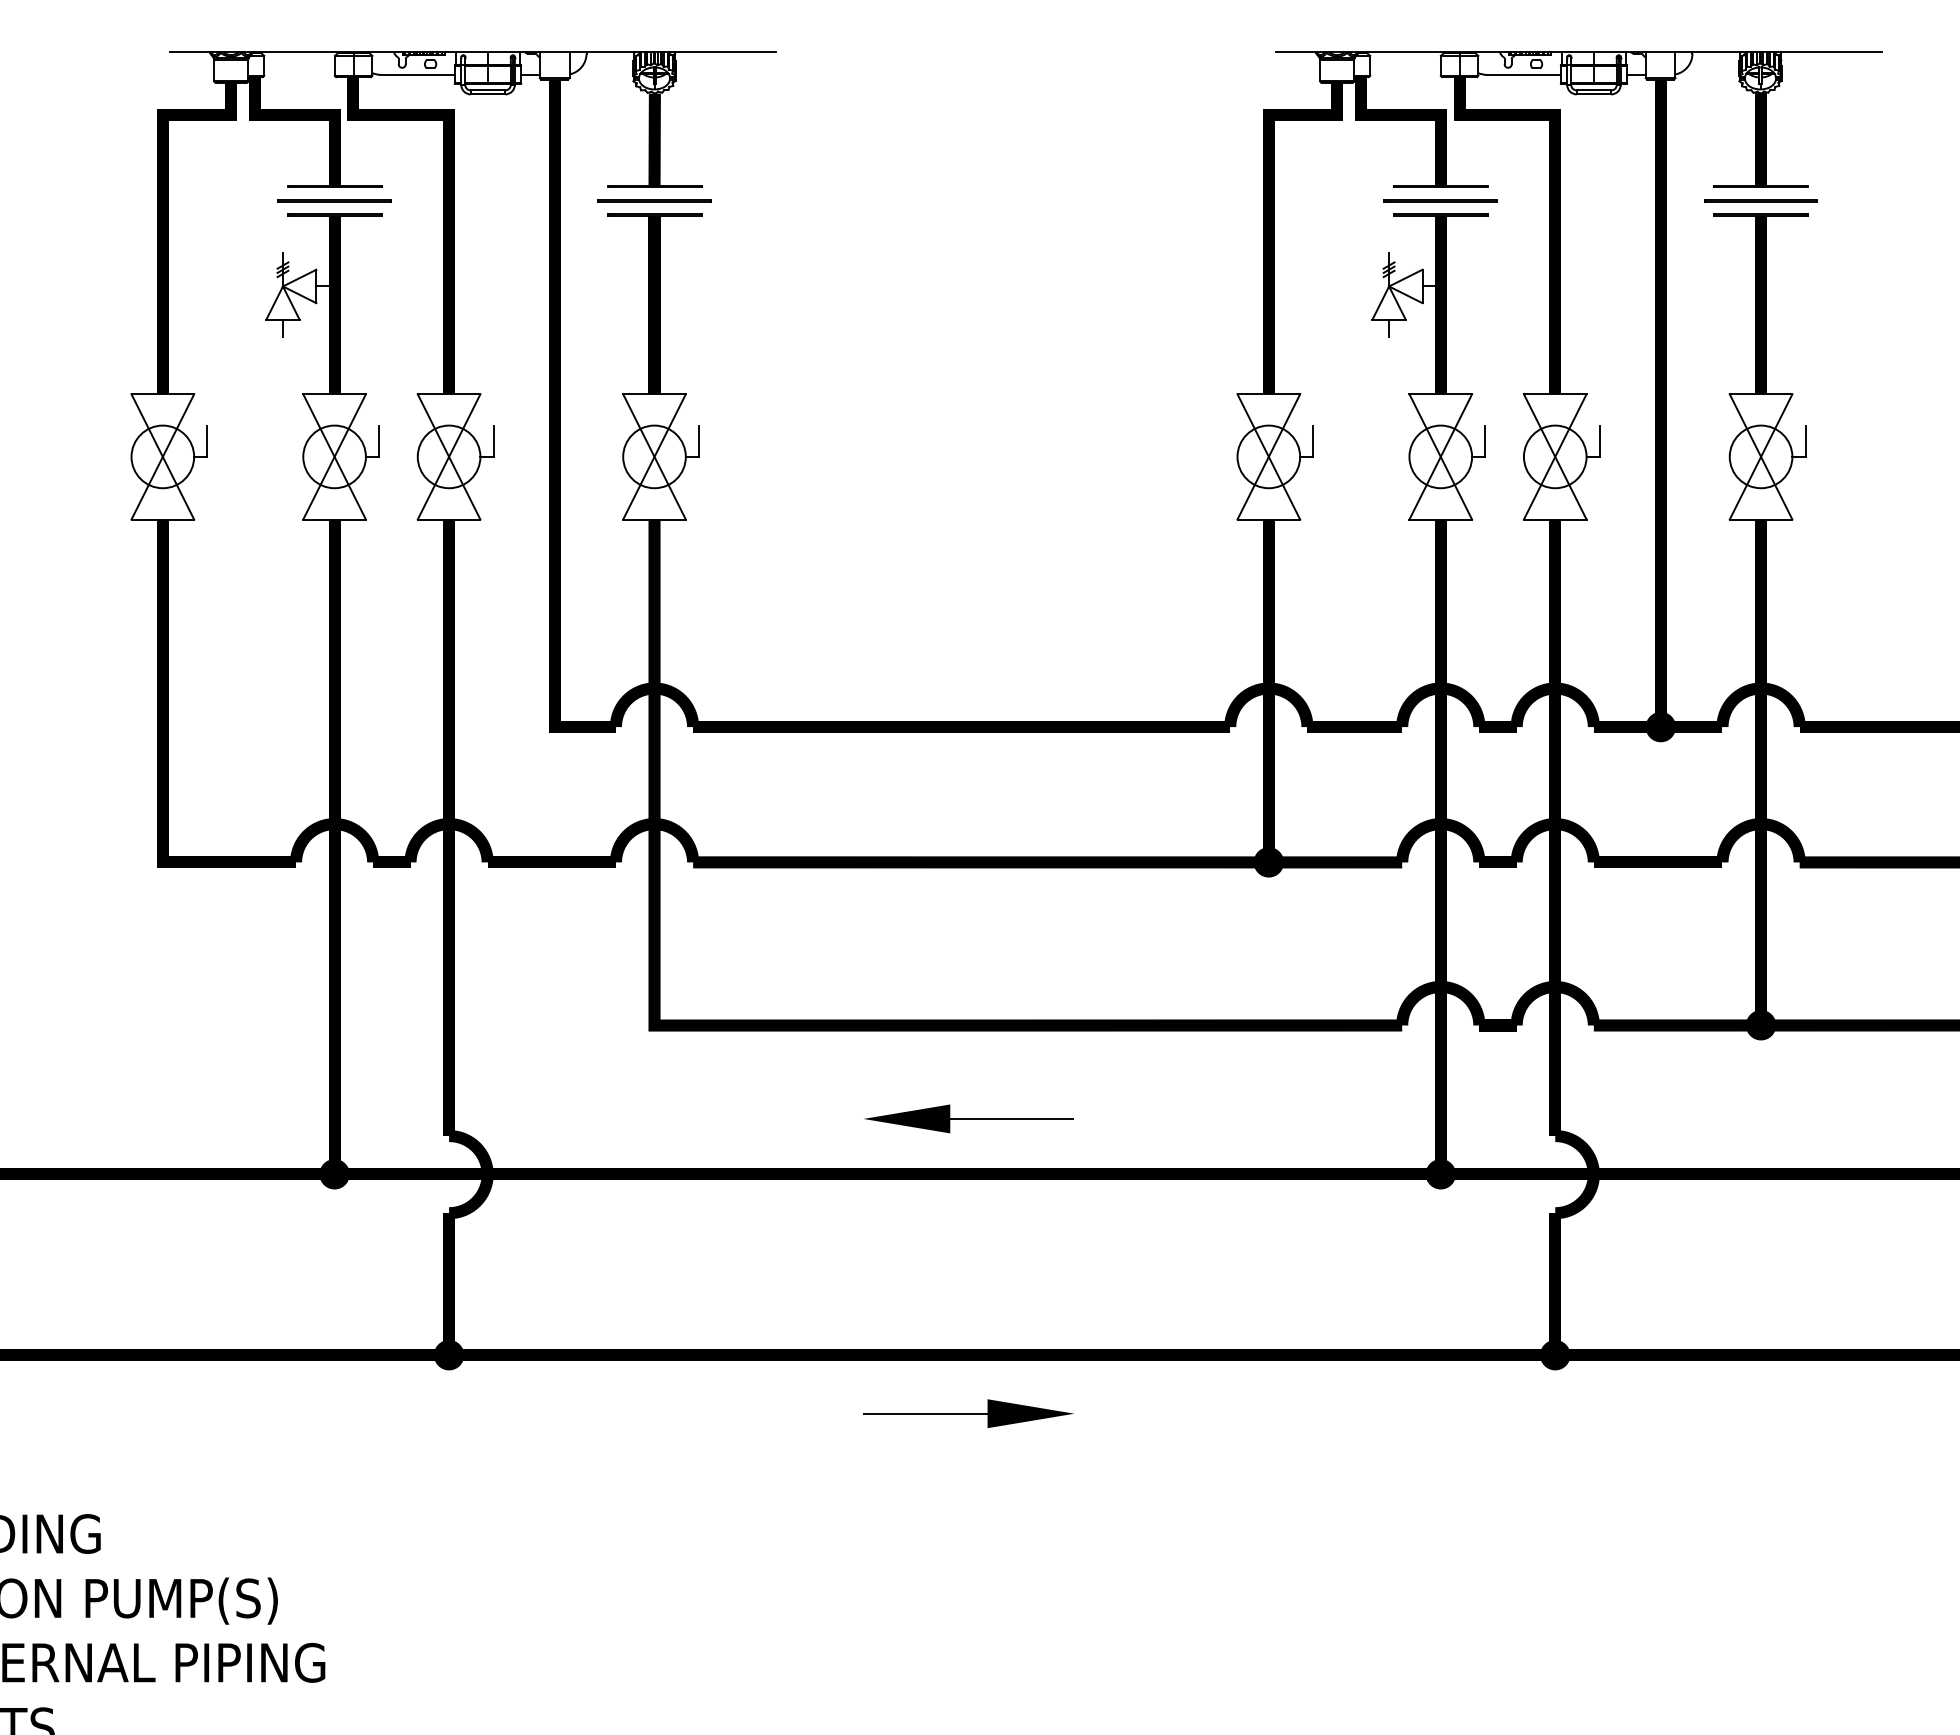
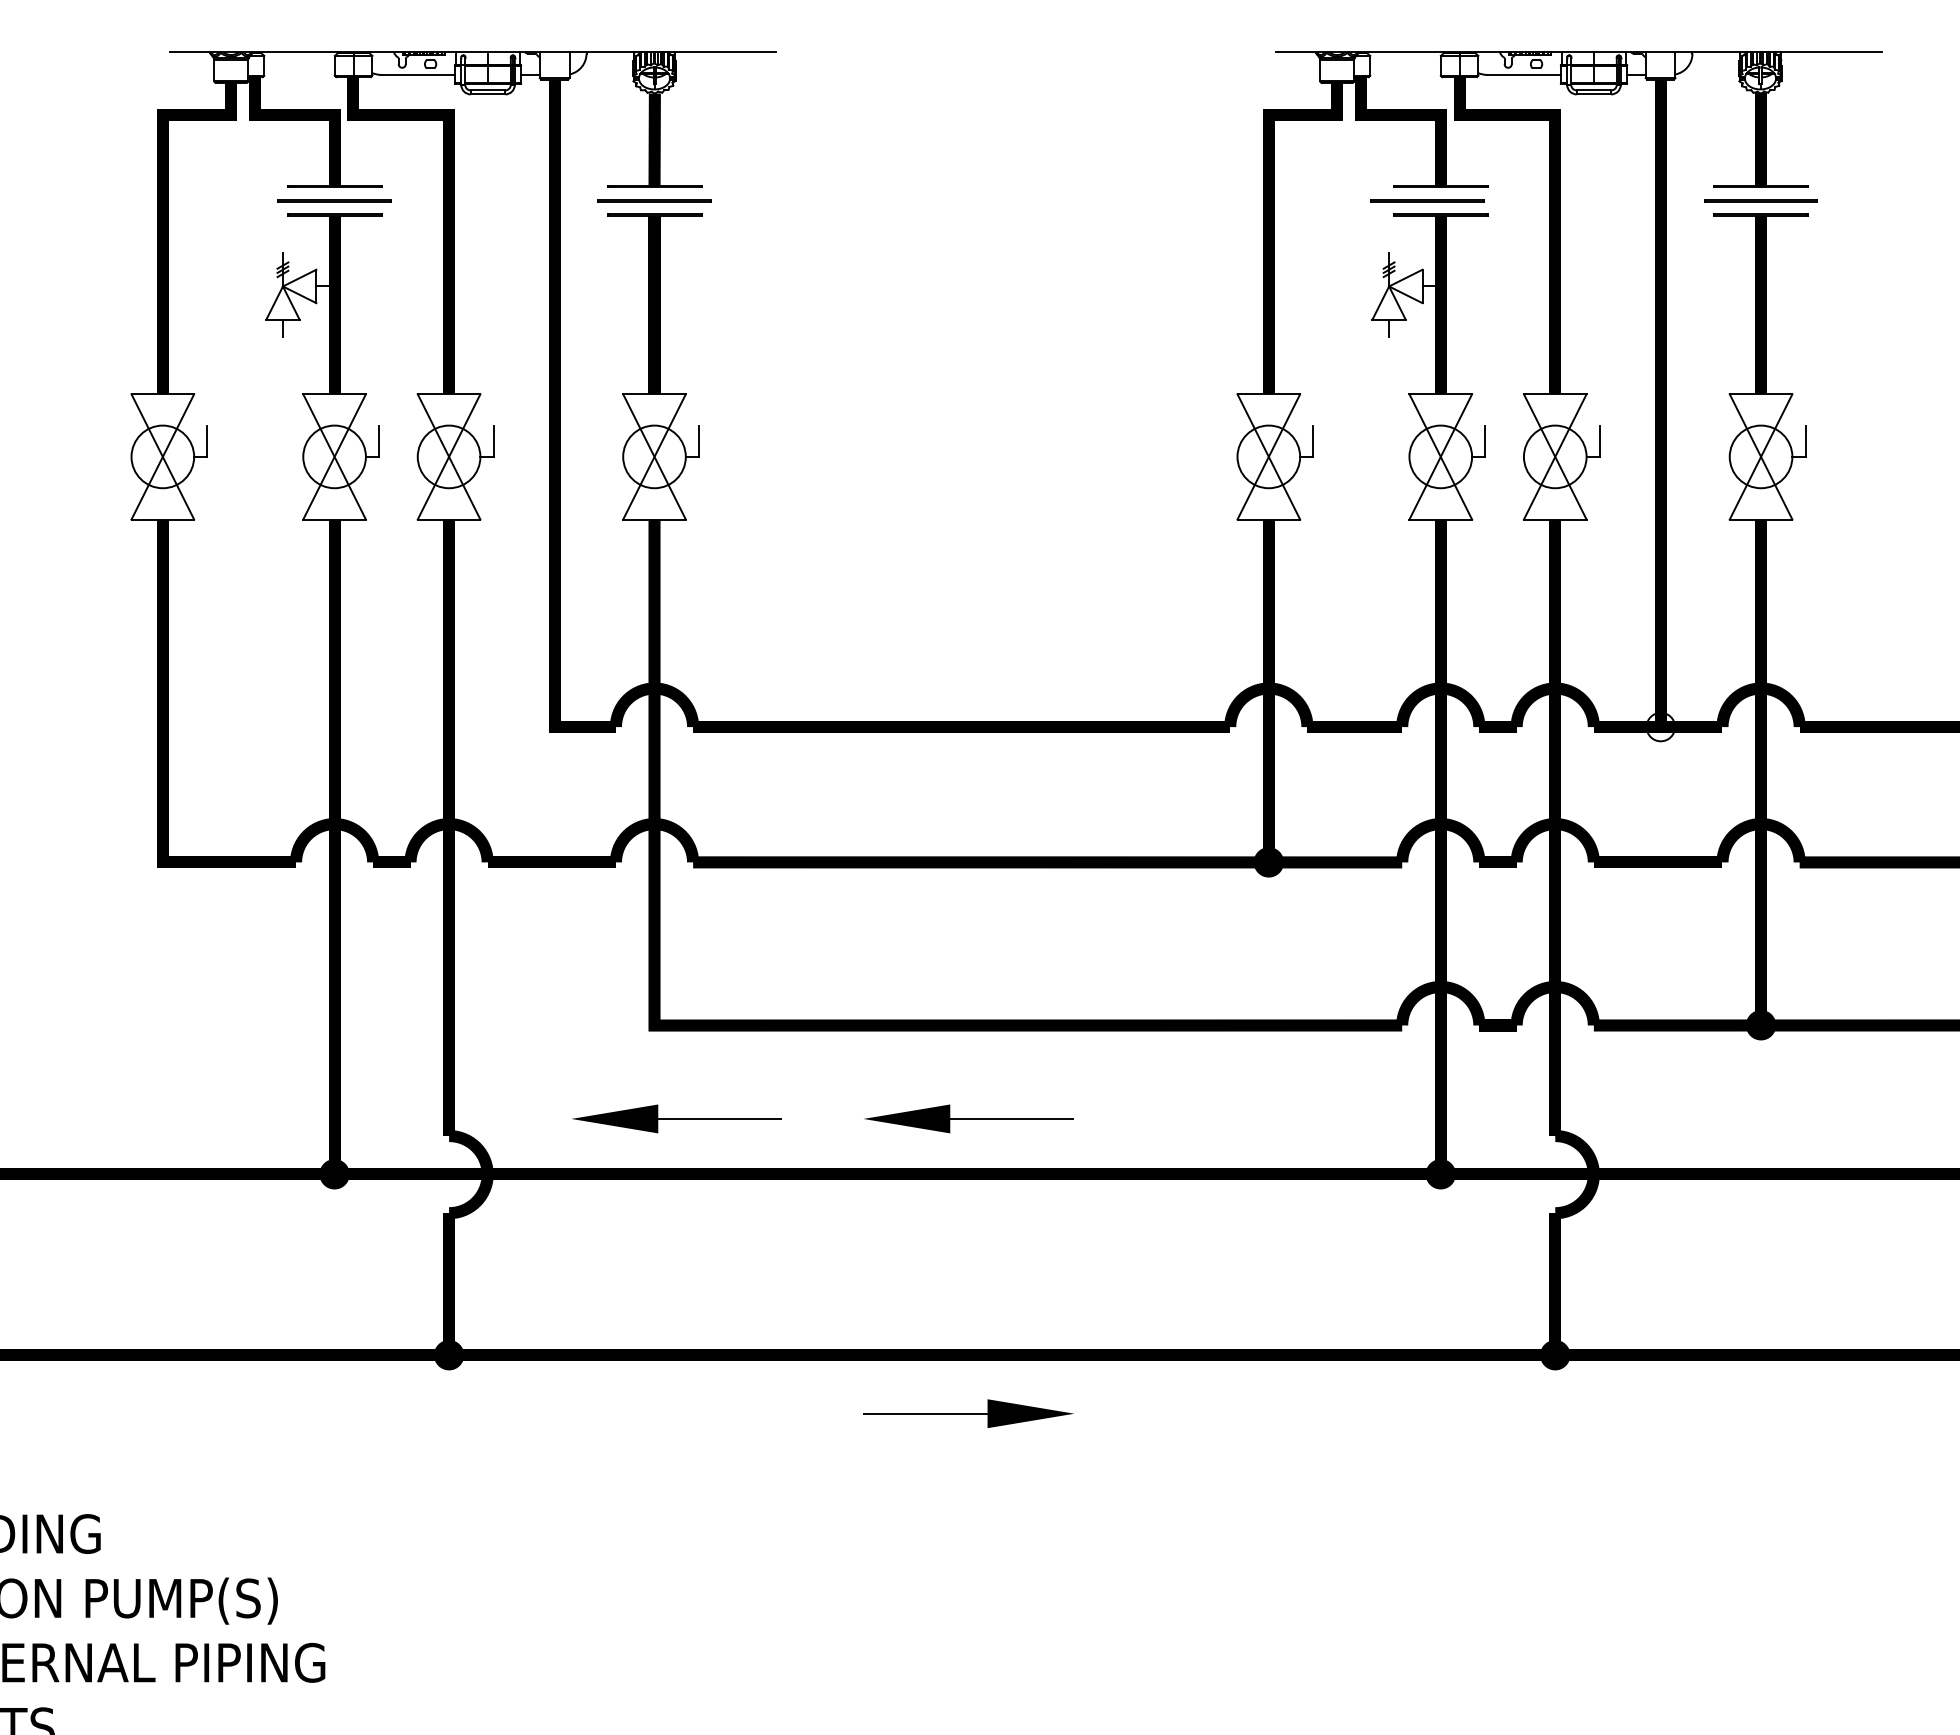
line position: (1440, 200) -> (1427, 200) (1427, 200)
fill: present -> none (1660, 726)
part: none -> present (676, 1118)
